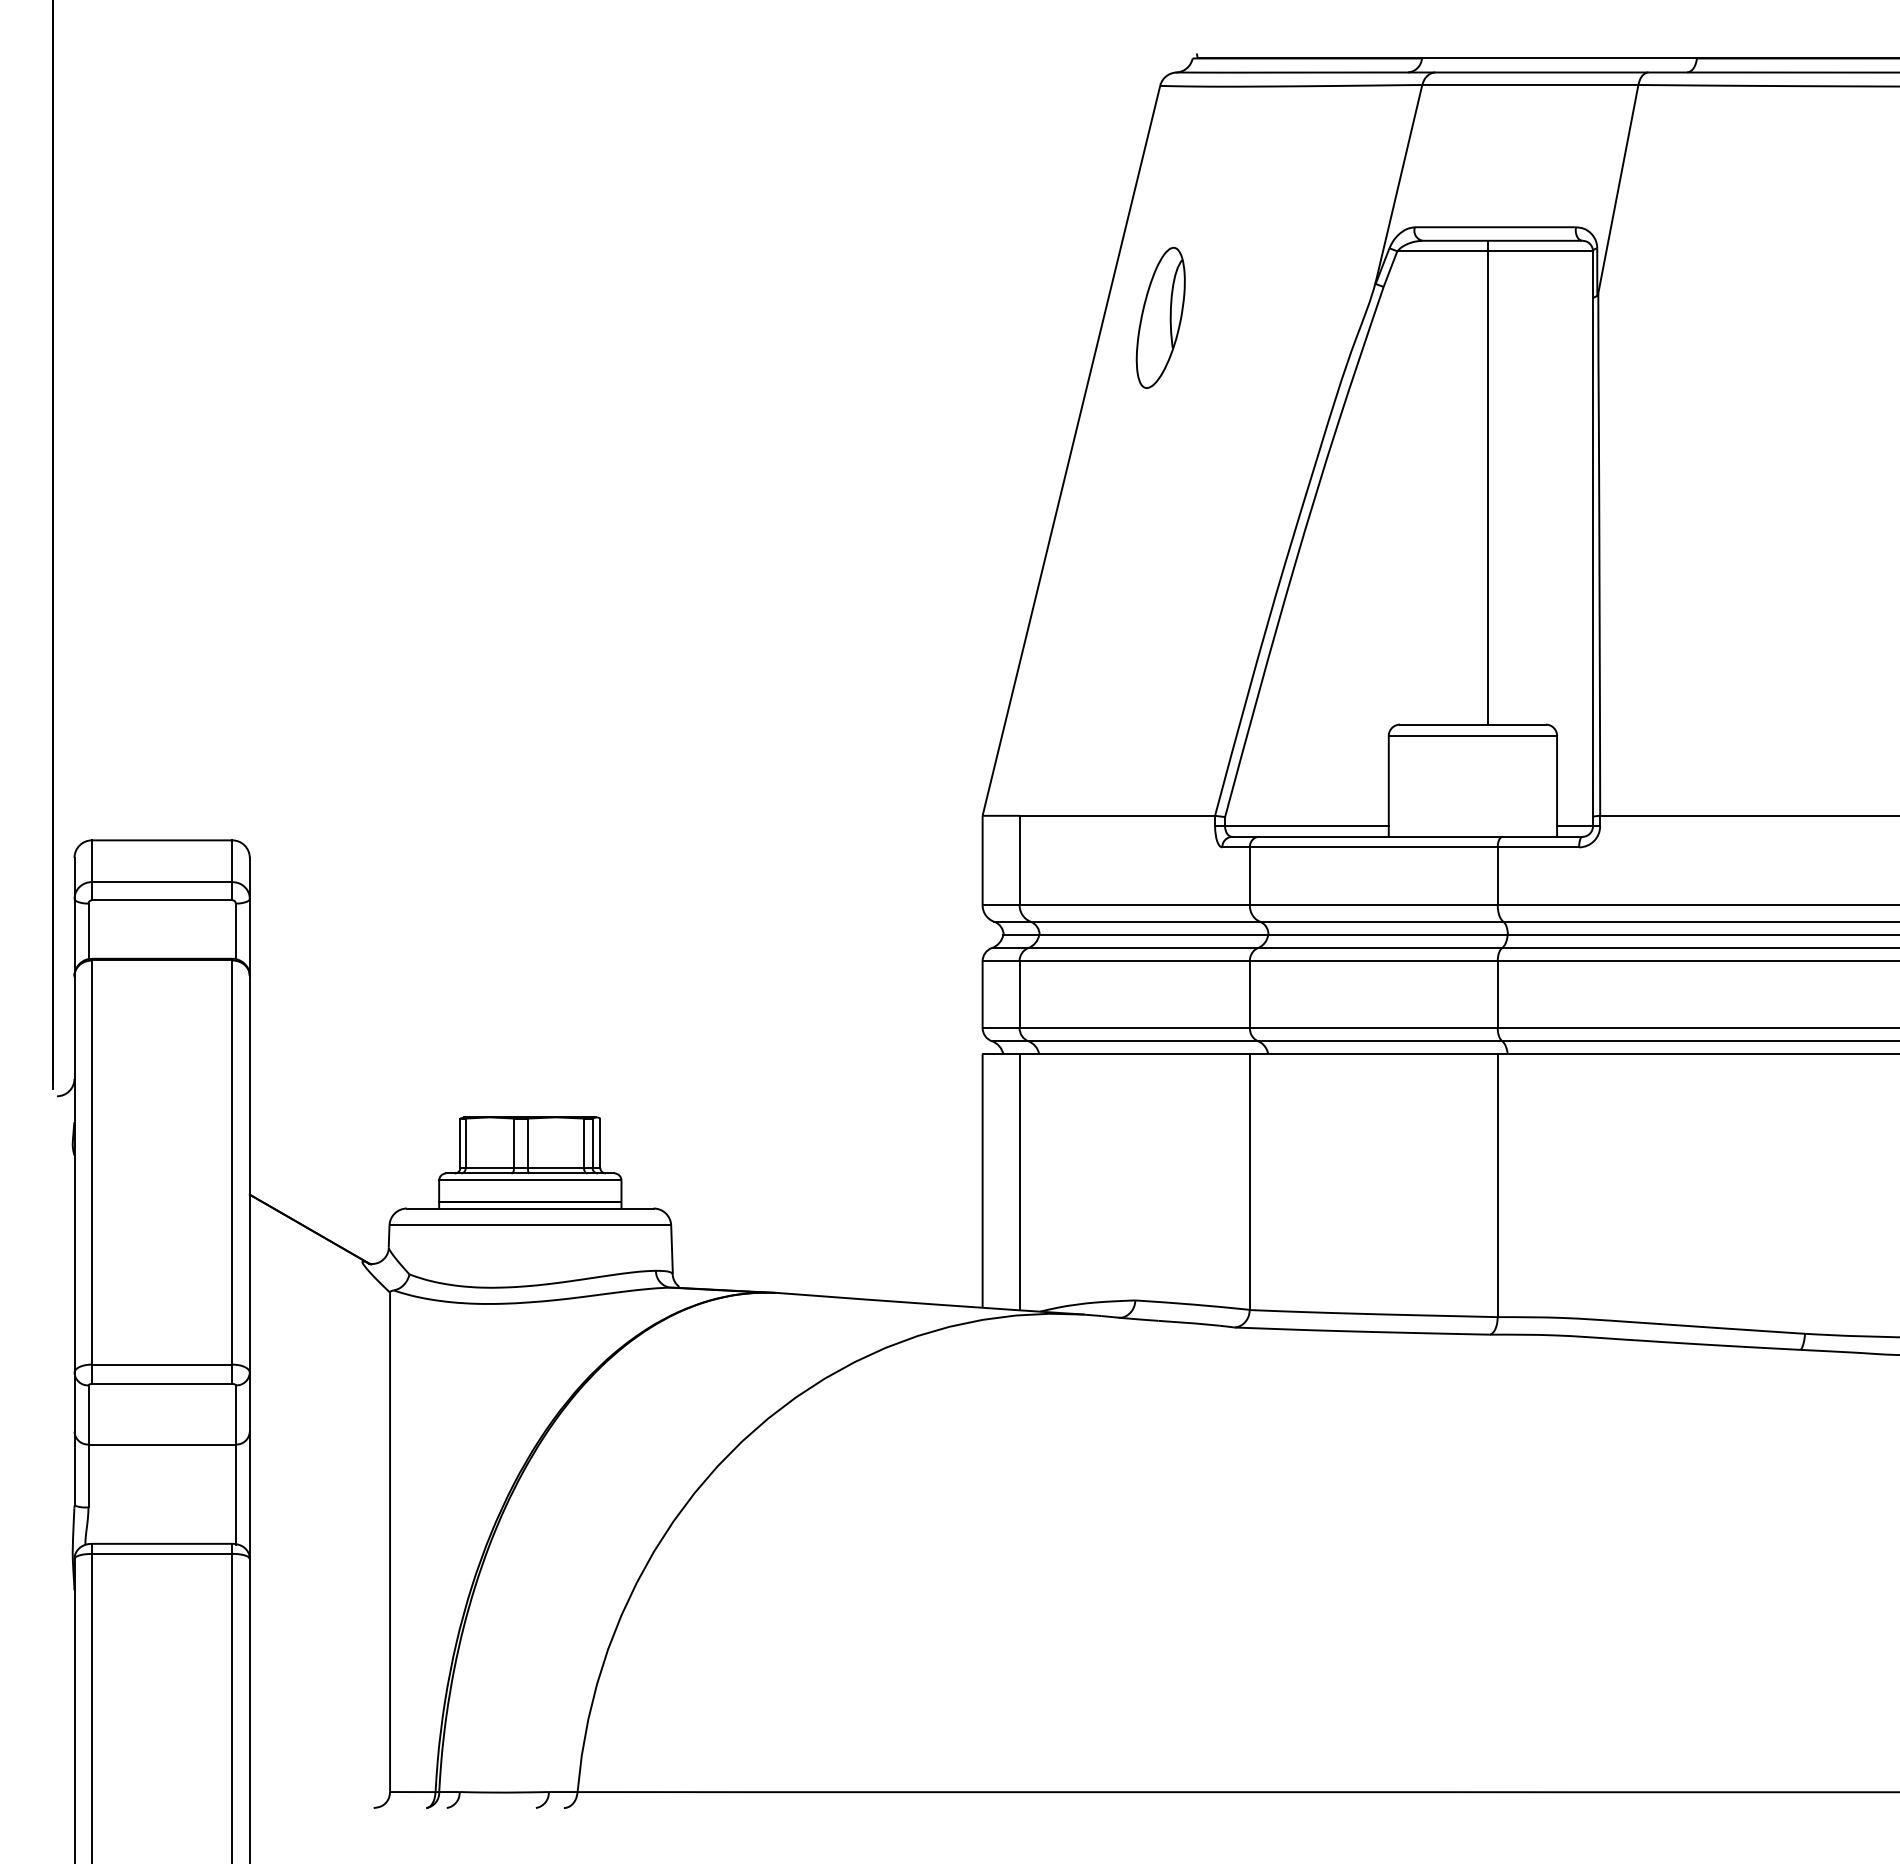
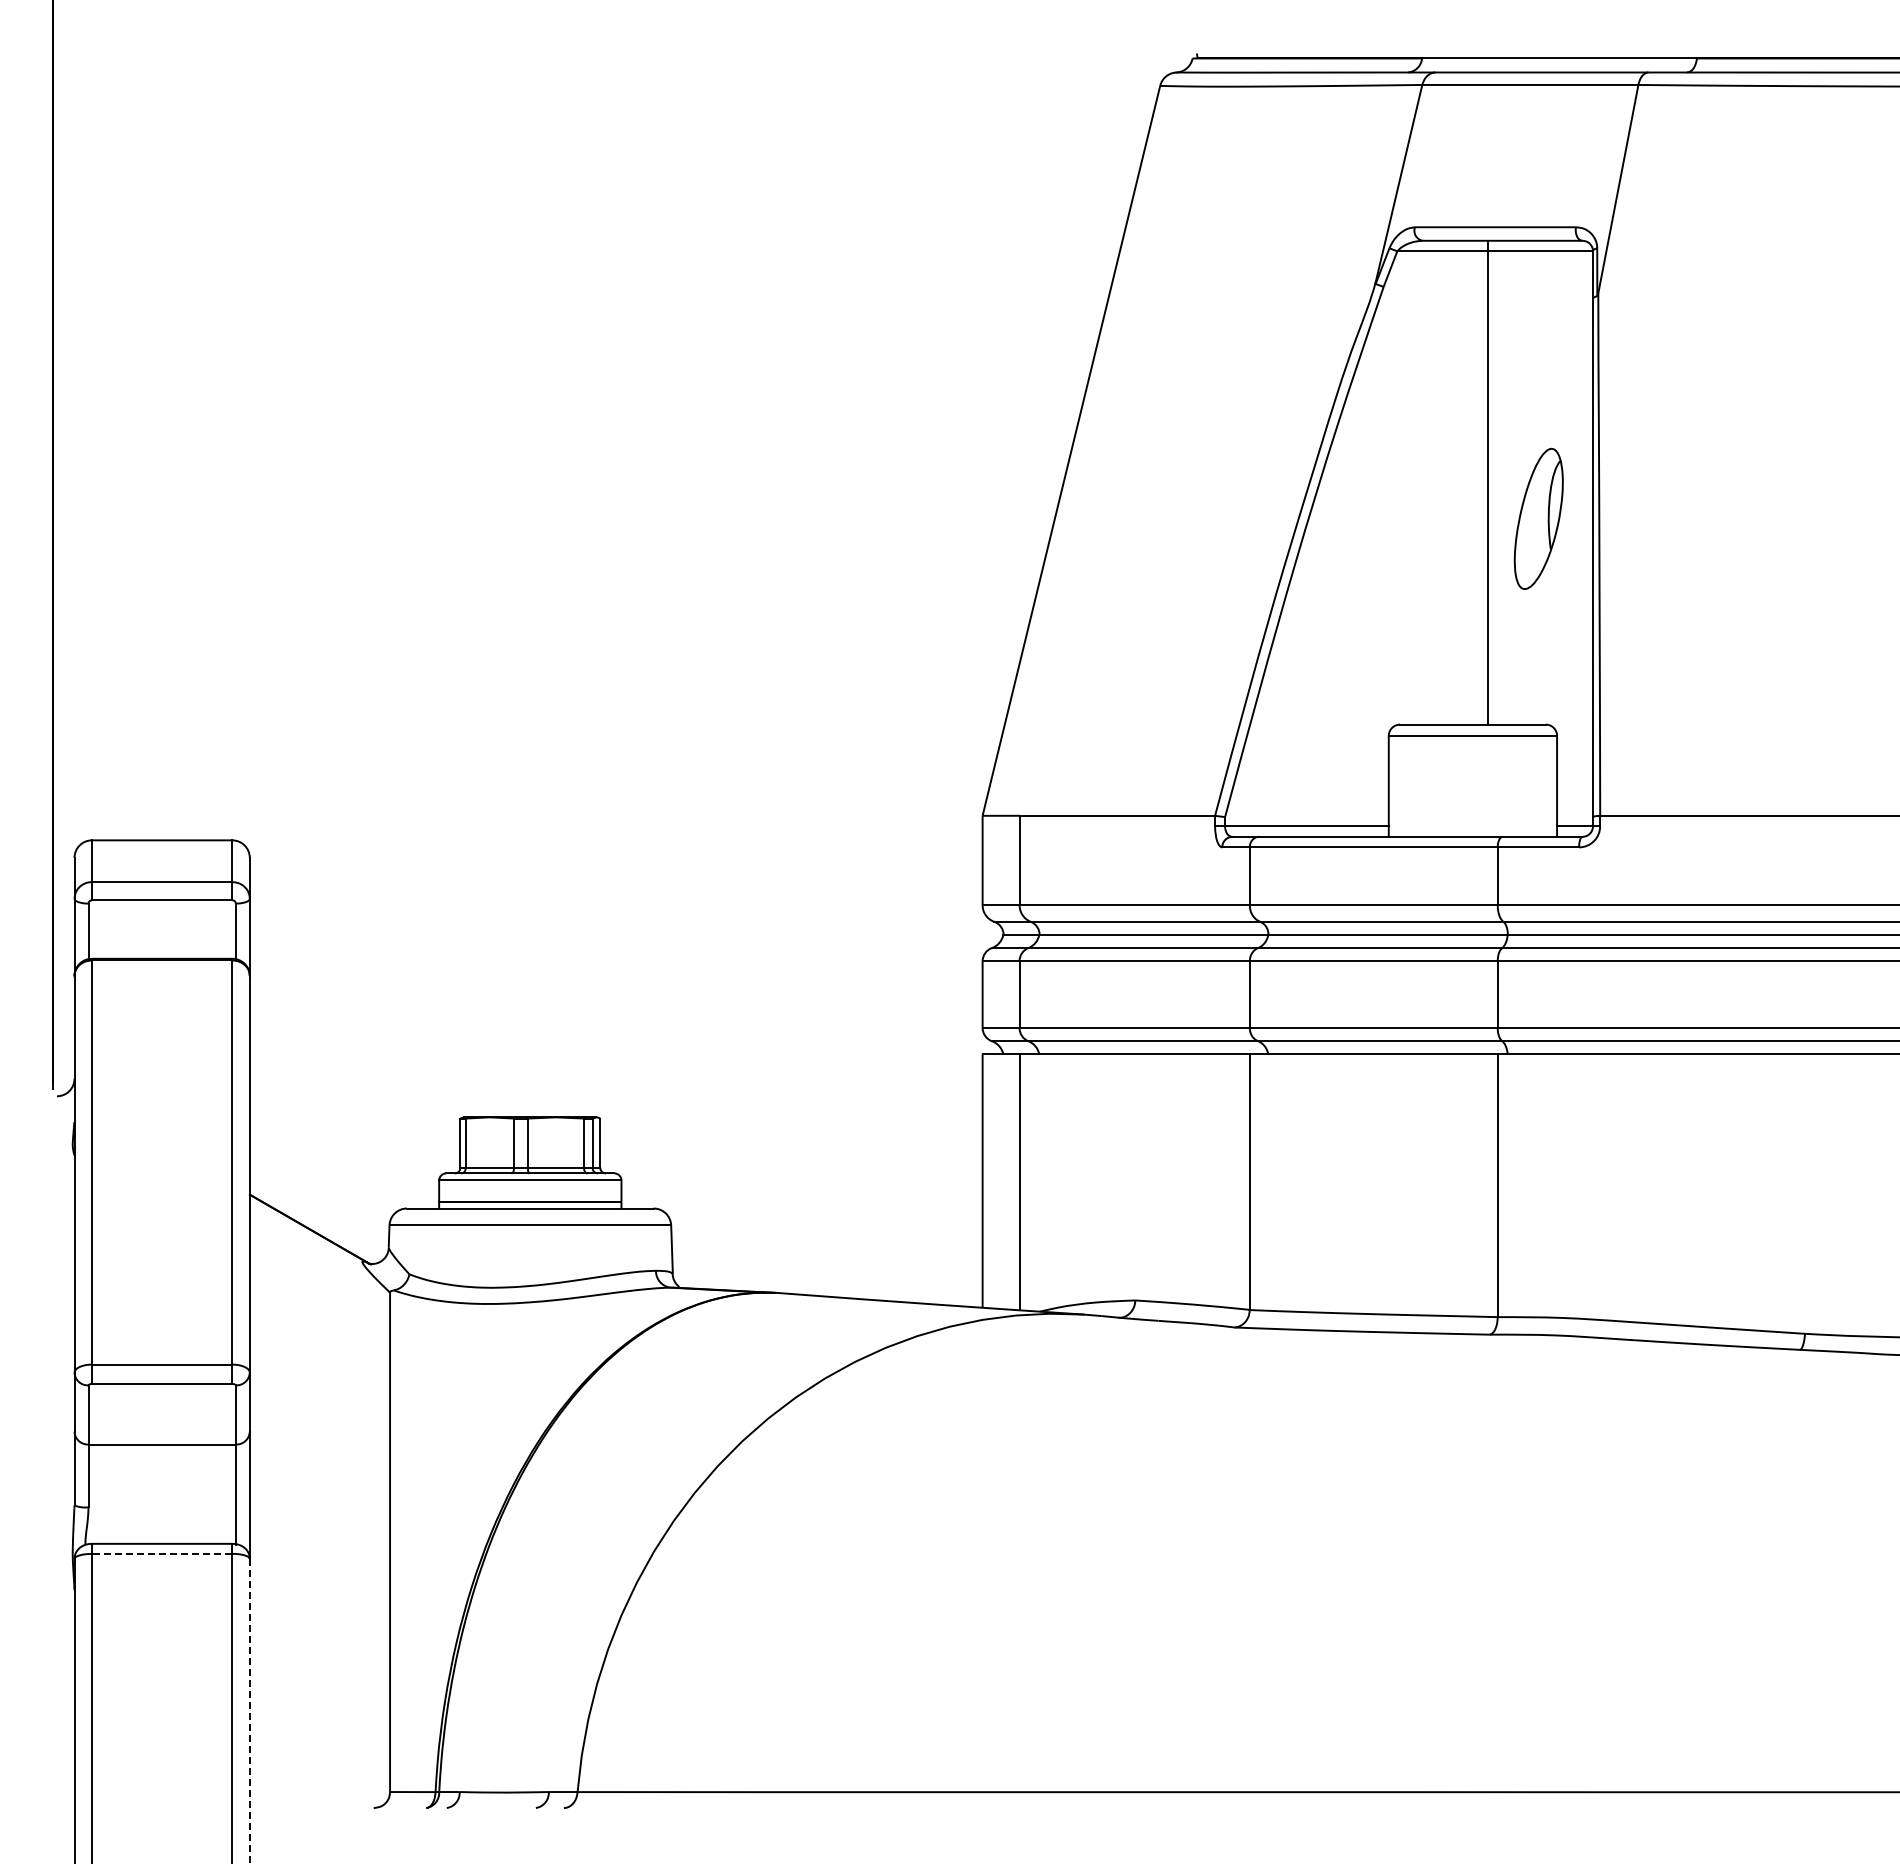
part position: (1160, 317) -> (1538, 518) (1538, 518)
line: solid -> dashed (161, 1553)
line: solid -> dashed (249, 1711)
